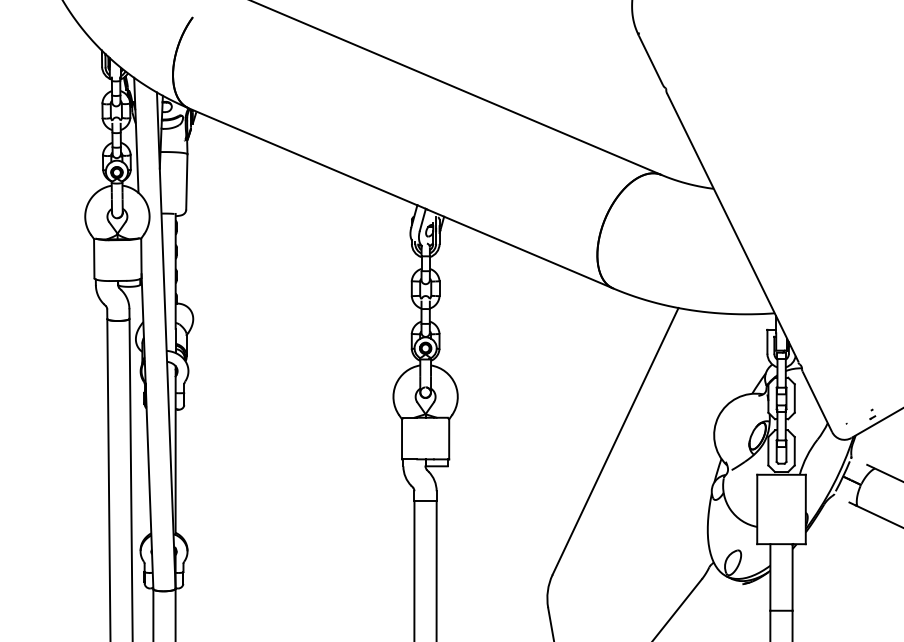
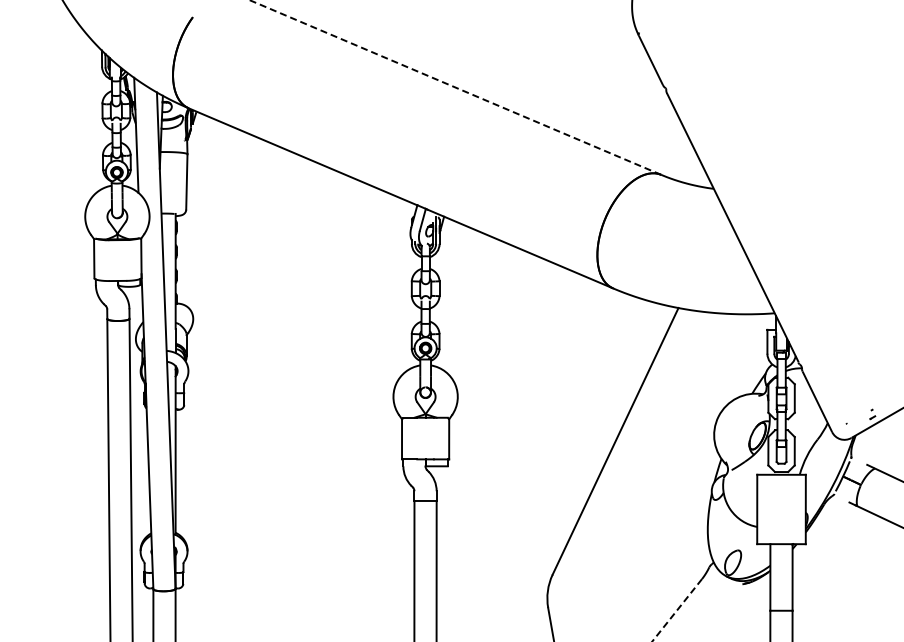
line: solid -> dashed (455, 87)
line: solid -> dashed (677, 610)
